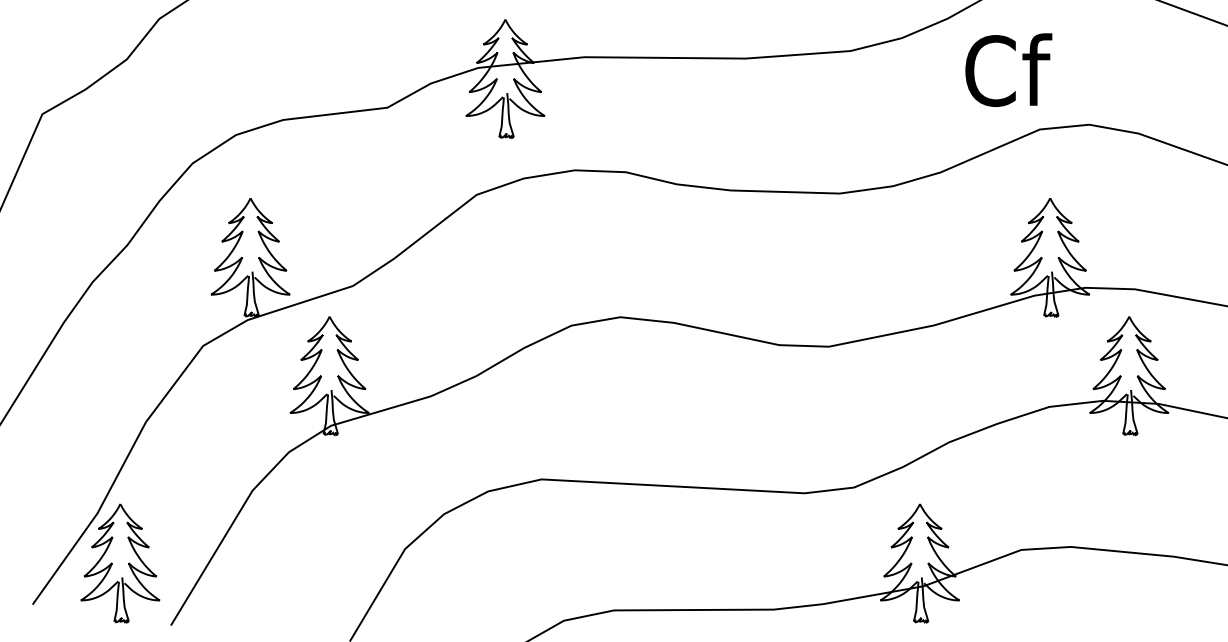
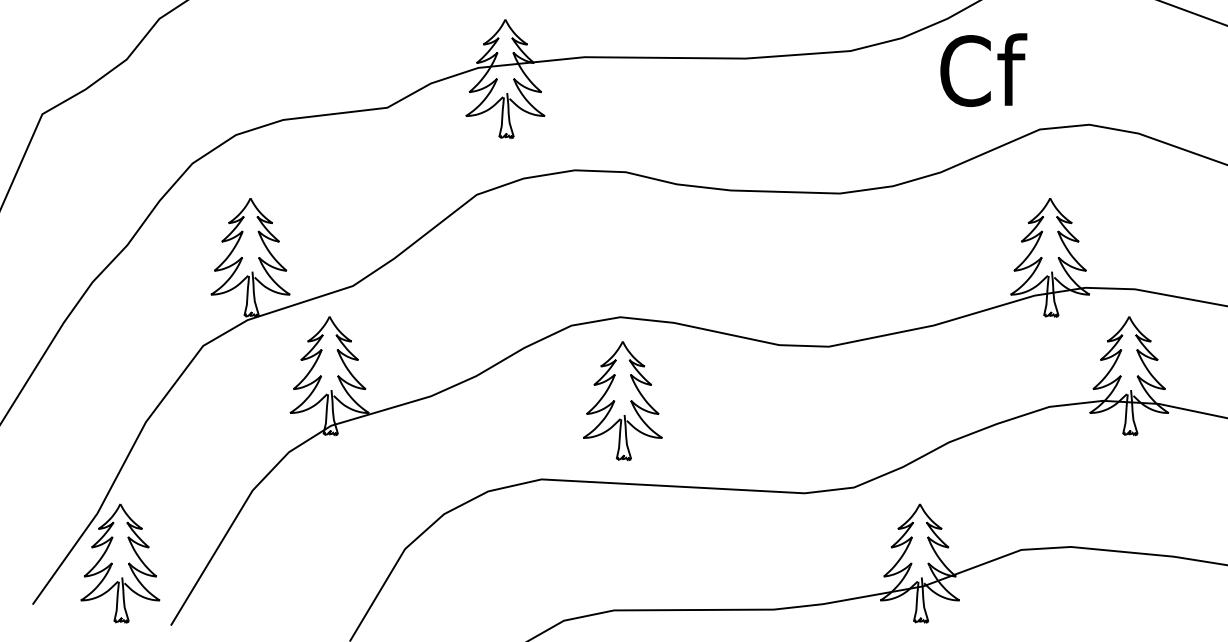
text position: (1008, 69) -> (983, 69) (983, 69)
part: none -> present (622, 400)
